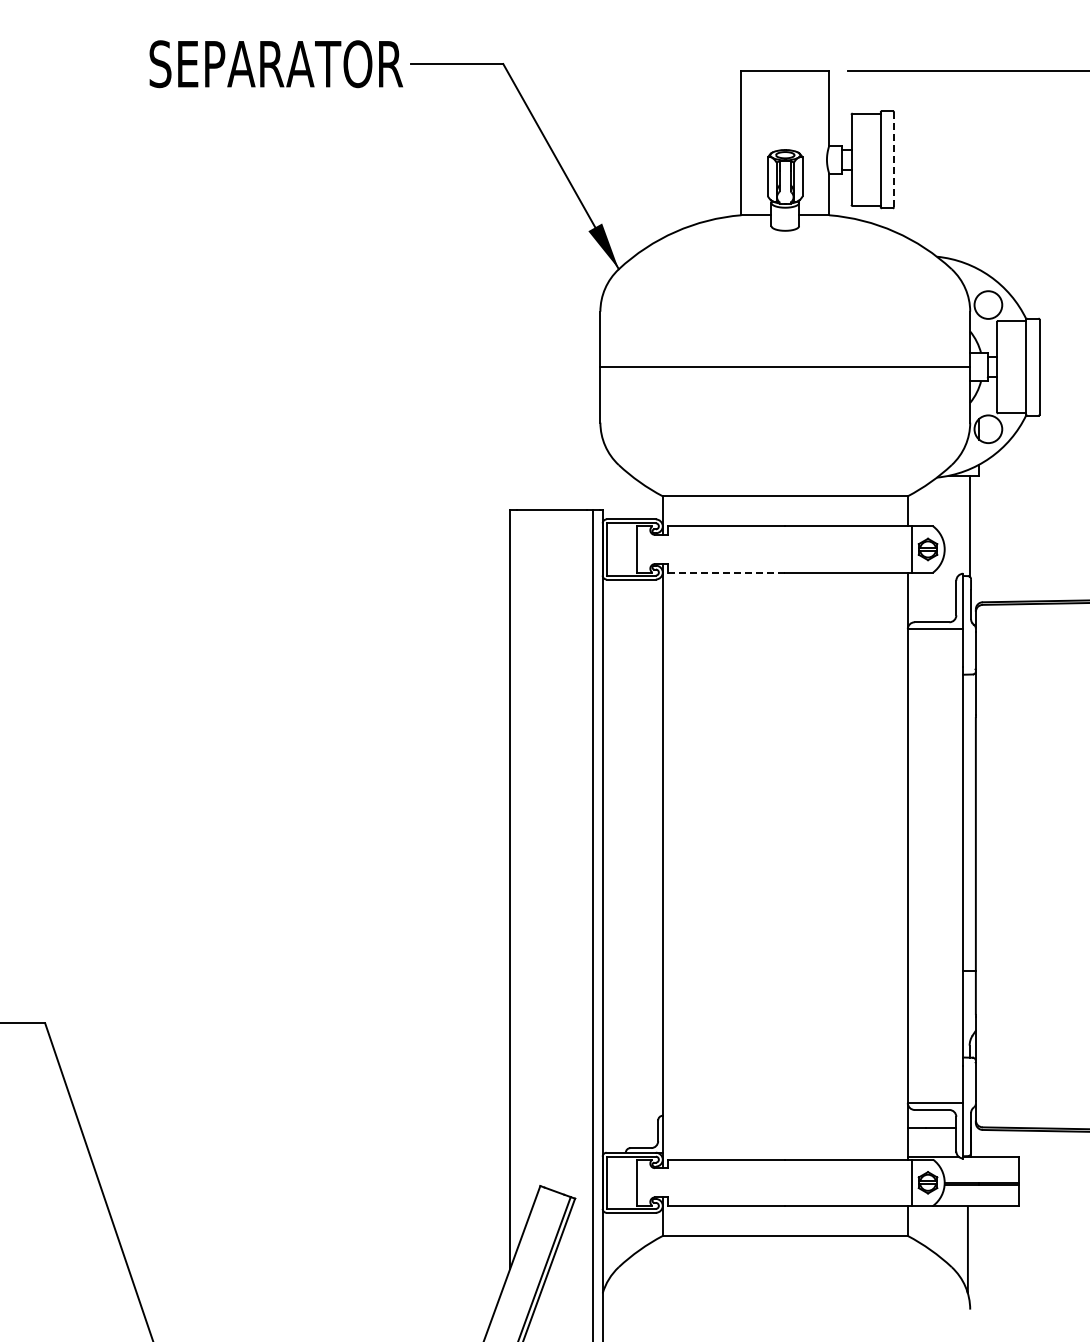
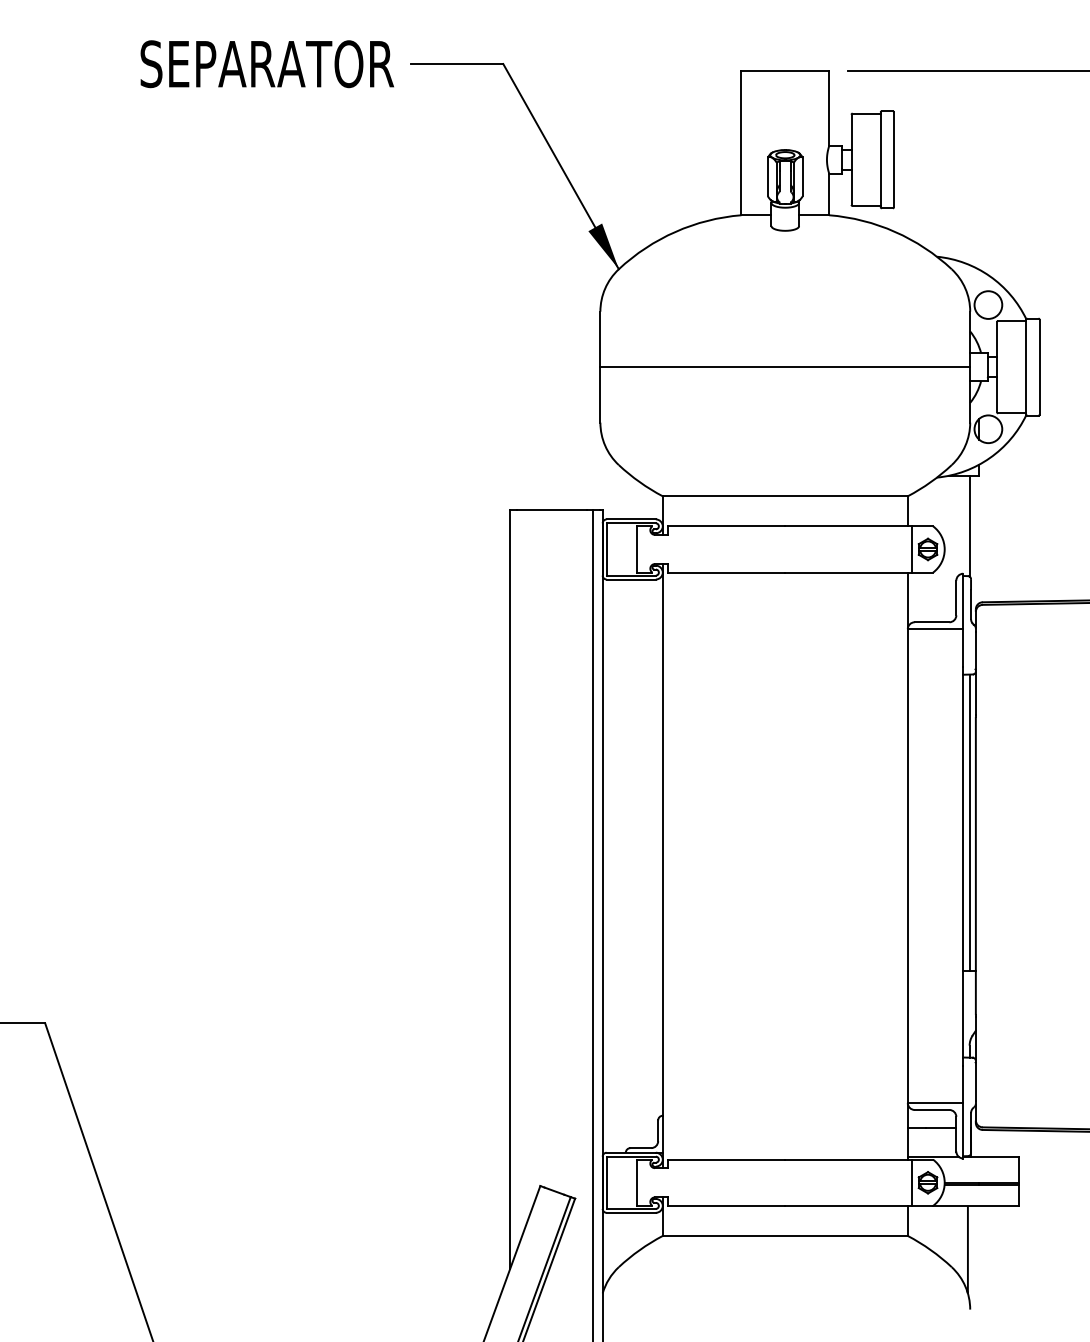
text position: (275, 64) -> (266, 64) (266, 64)
line: dashed -> solid (894, 159)
line: dashed -> solid (726, 572)
line: none -> present (970, 822)
